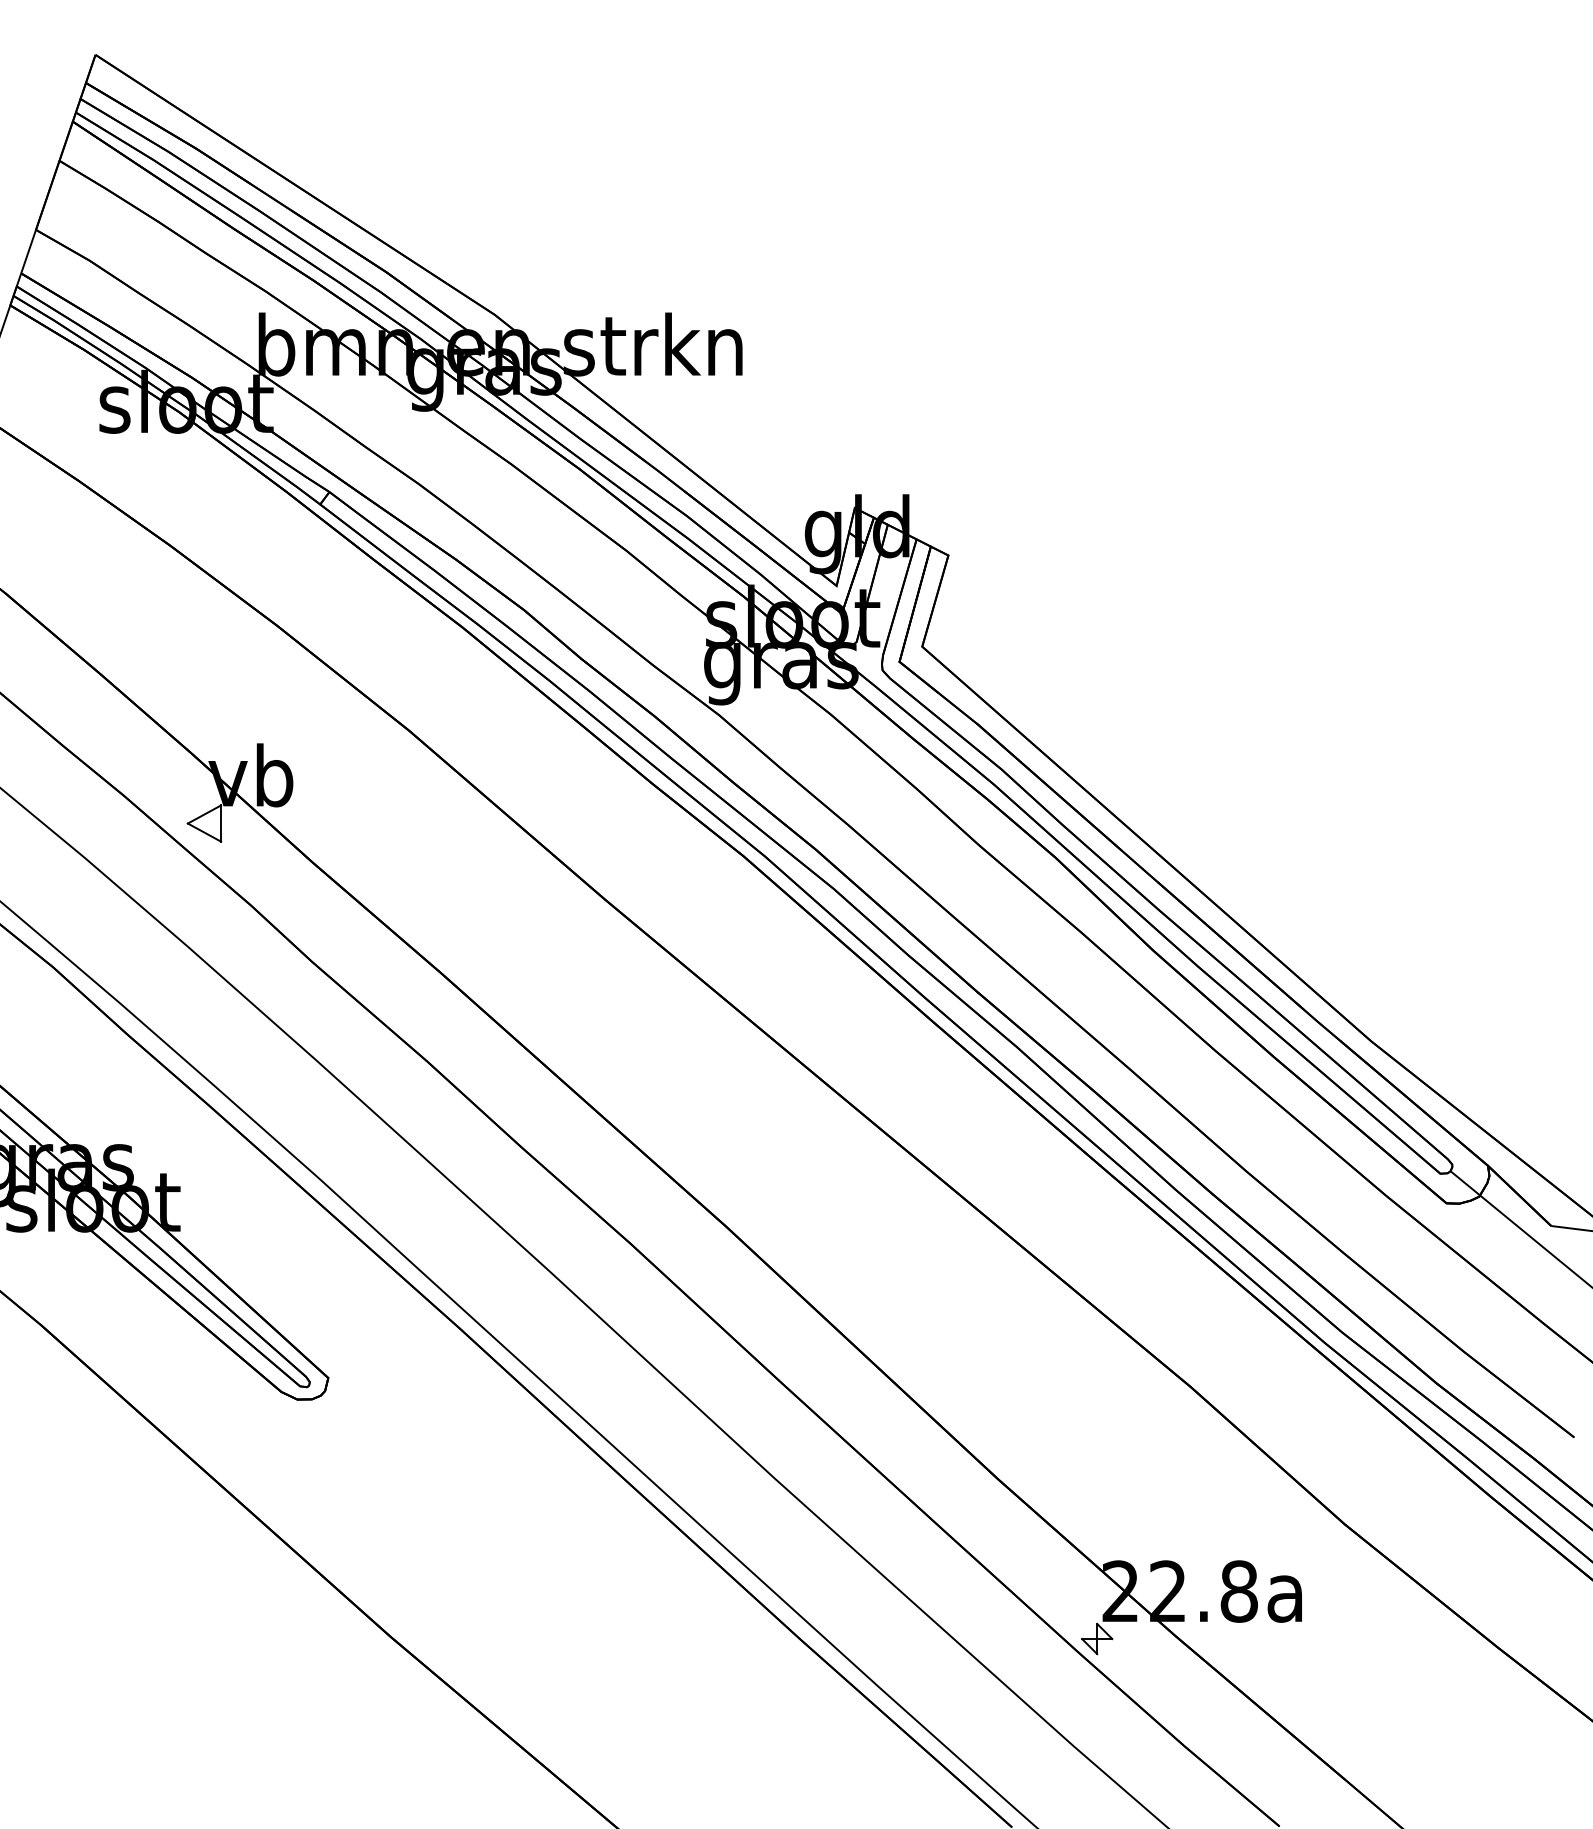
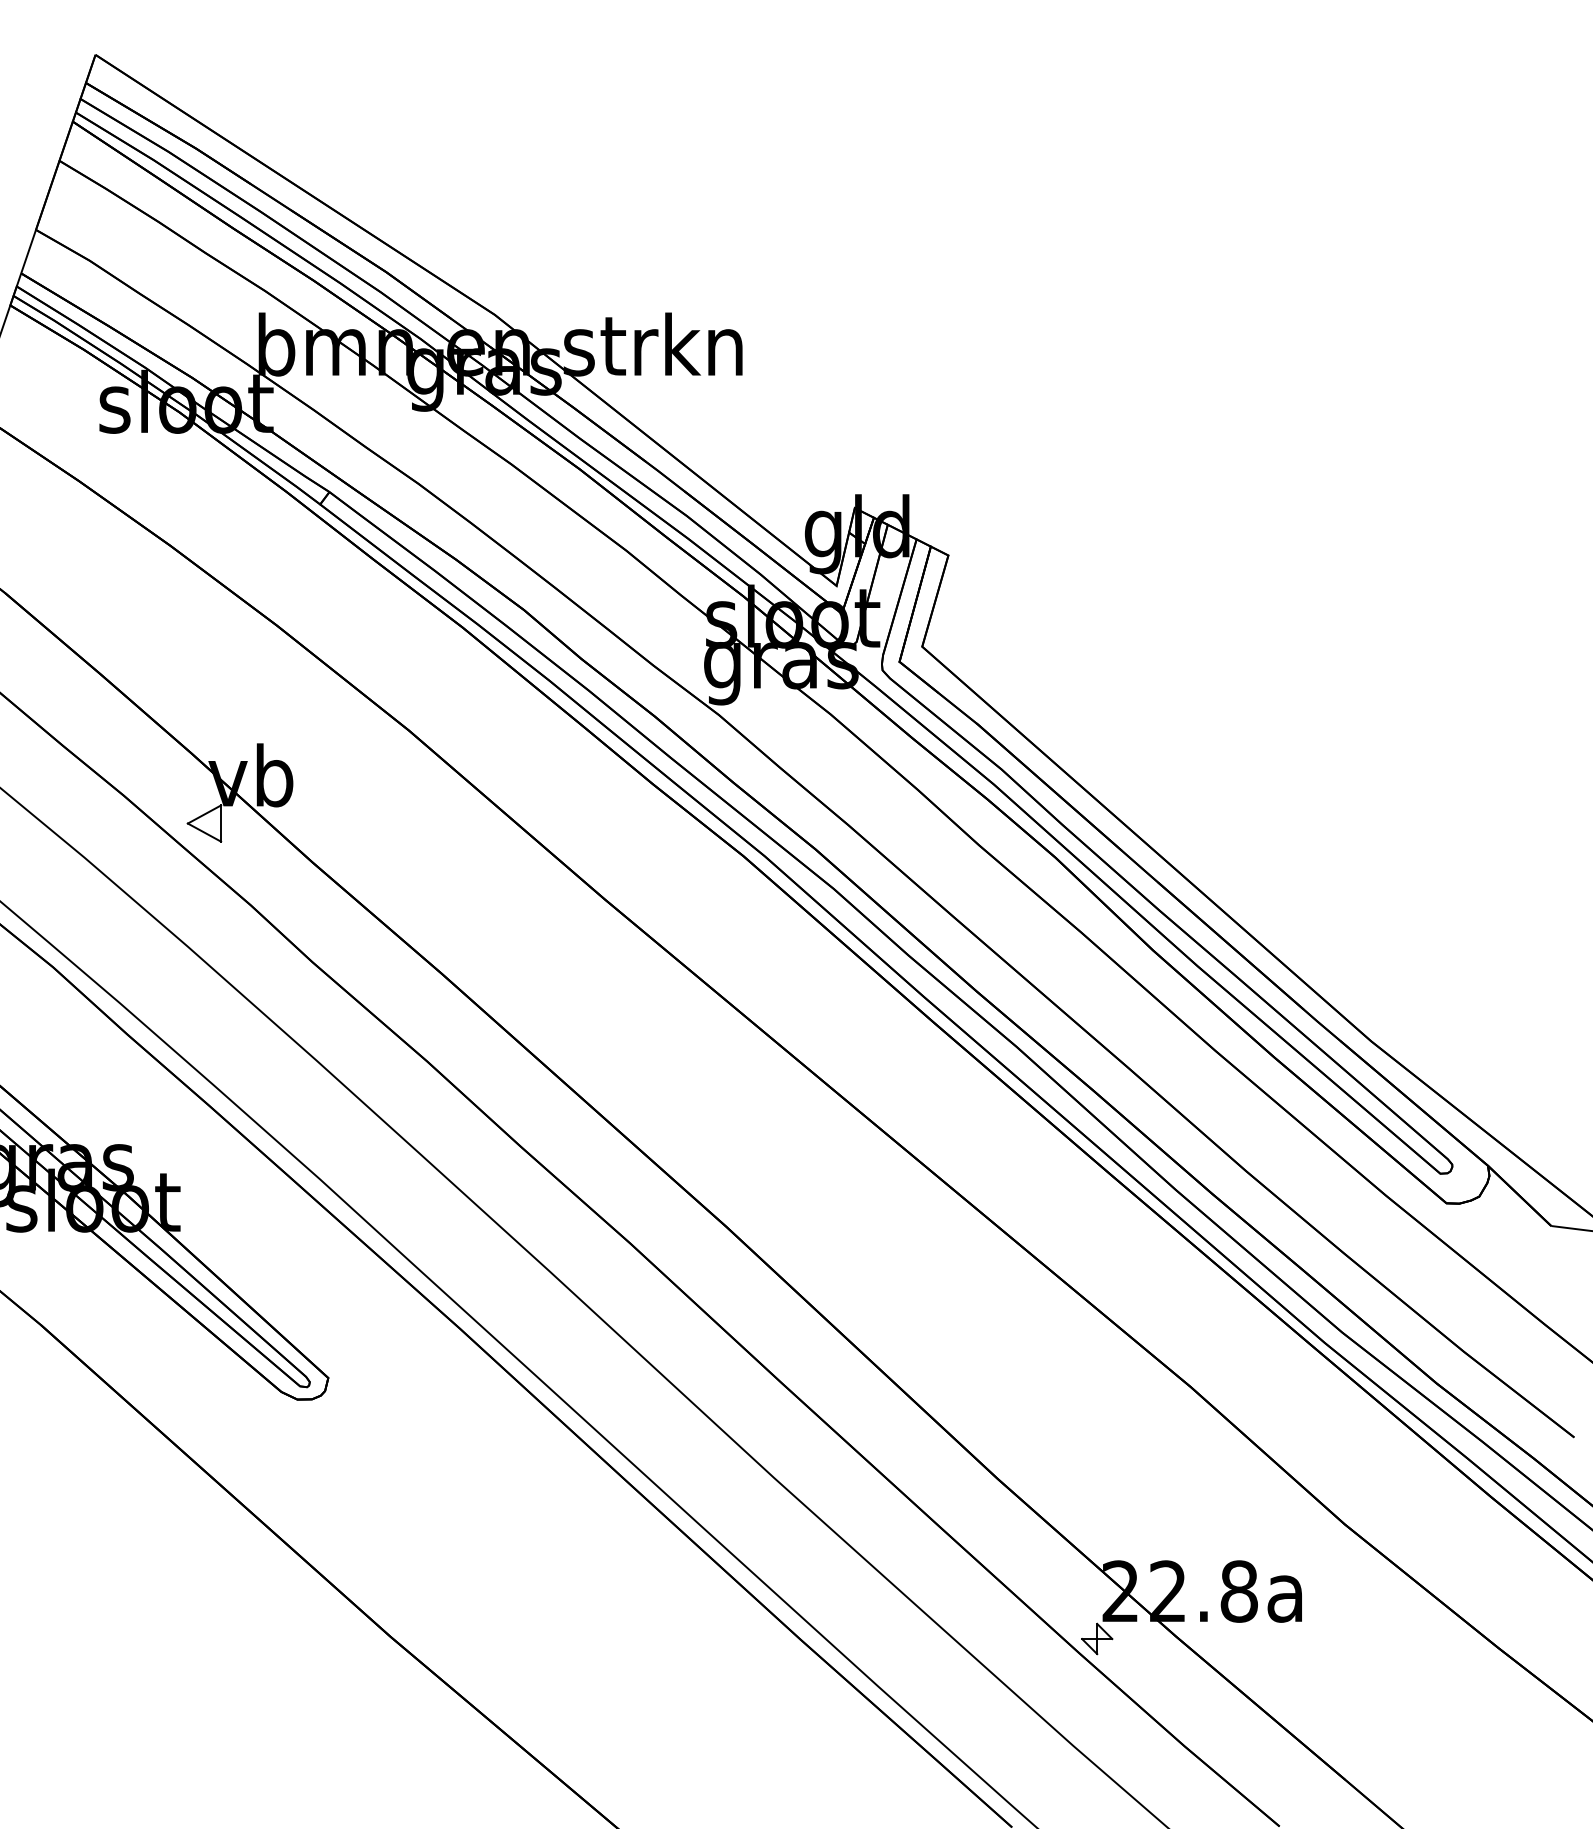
line: present -> none (1519, 1228)
